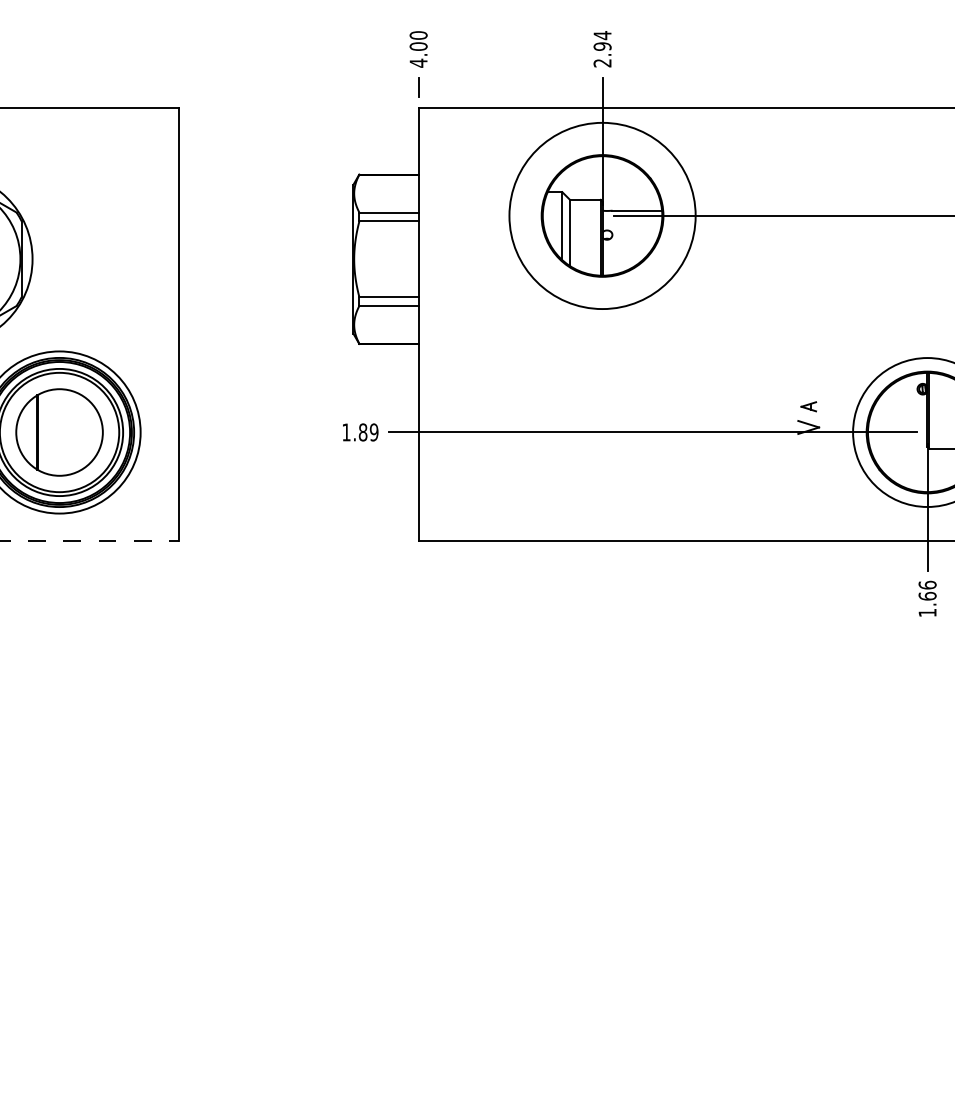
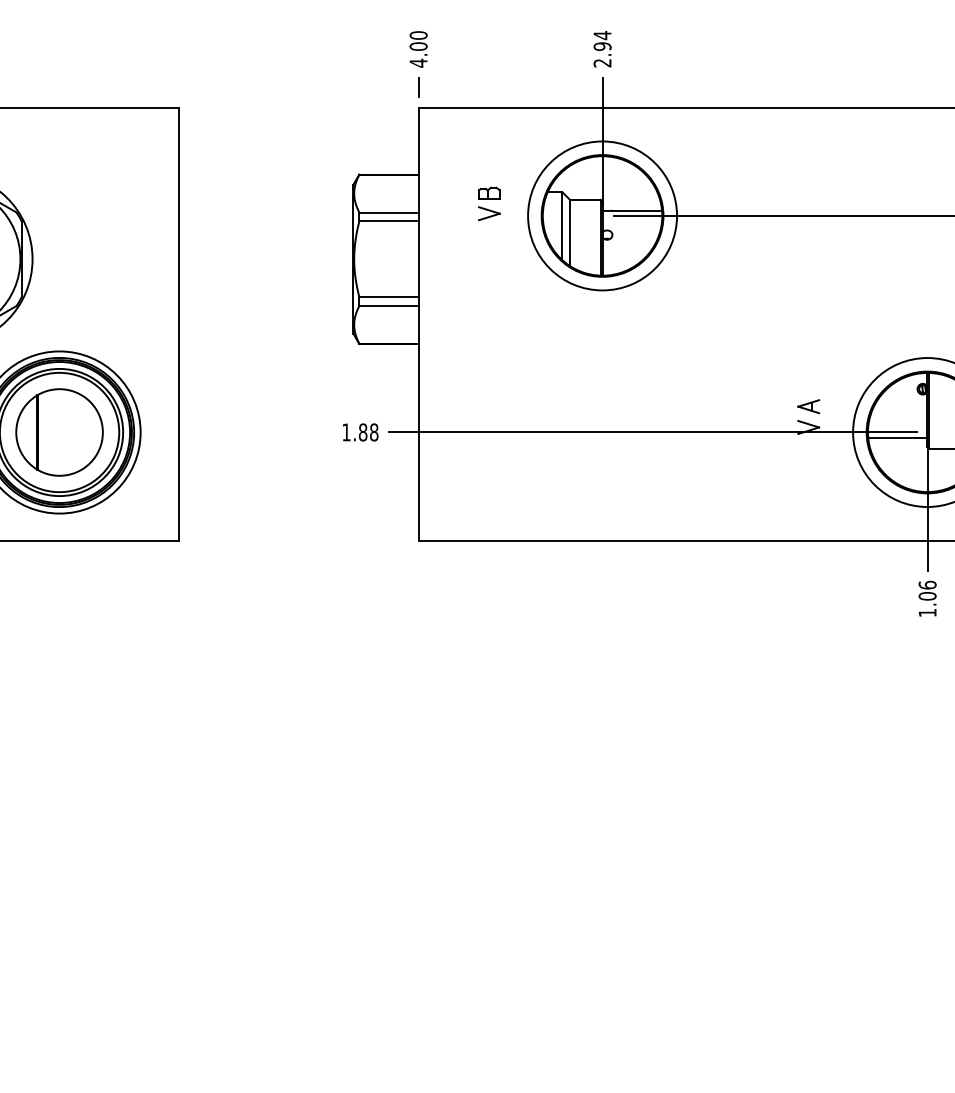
part: none -> present (489, 203)
circle diameter: 186 px -> 149 px (602, 215)
part size: 18x12 px -> 24x16 px (808, 406)
text: 1.89 -> 1.88 (373, 432)
line: none -> present (897, 437)
line: dashed -> solid (89, 540)
text: 1.66 -> 1.06 (927, 595)
